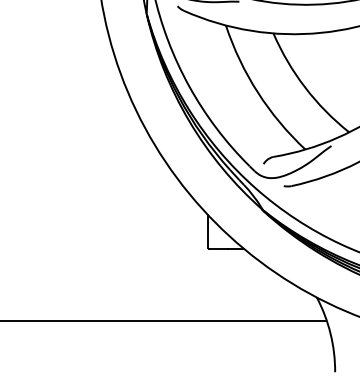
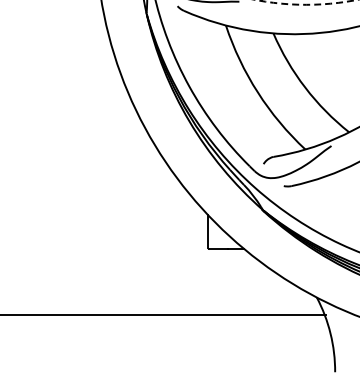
arc: solid -> dashed (306, 4)
line position: (164, 320) -> (164, 314) (164, 314)
